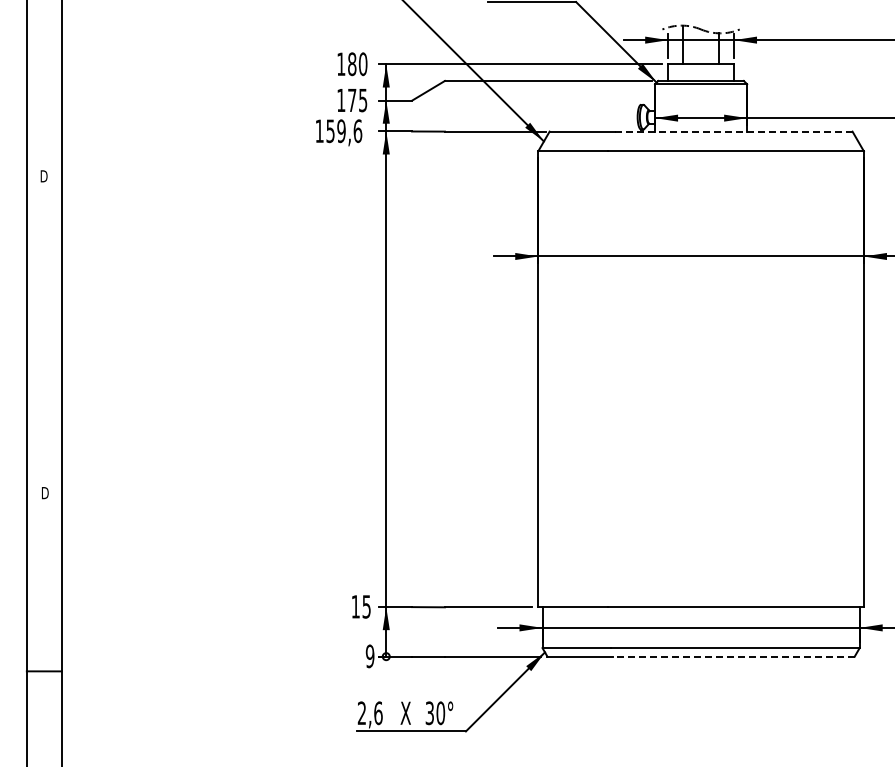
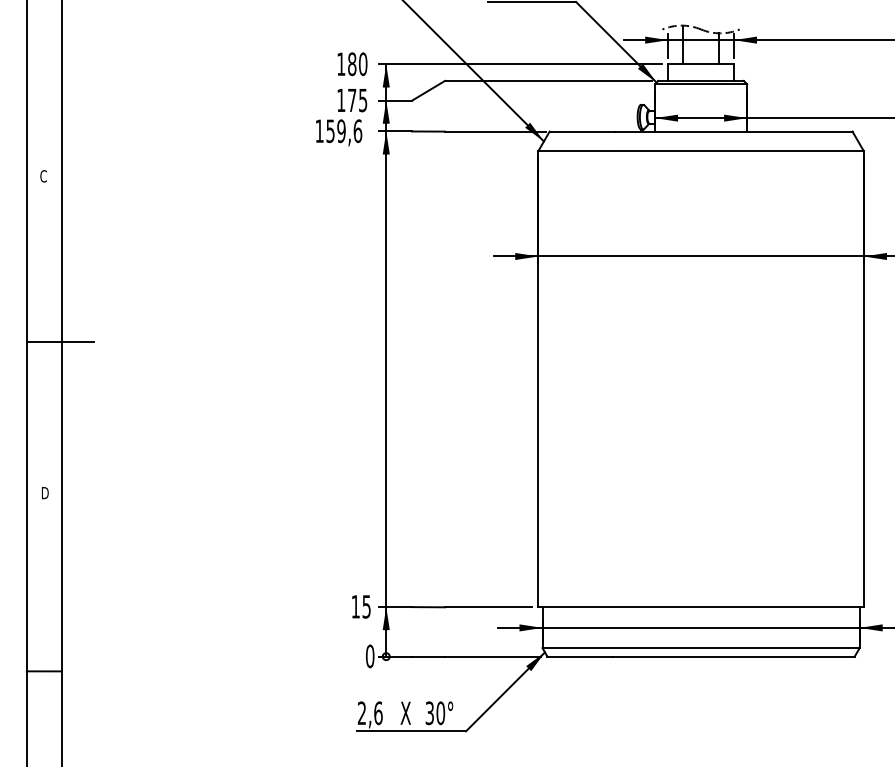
line: dashed -> solid (733, 131)
text: D -> C (43, 176)
line: none -> present (60, 342)
text: 9 -> 0 (369, 656)
line: dashed -> solid (734, 656)
